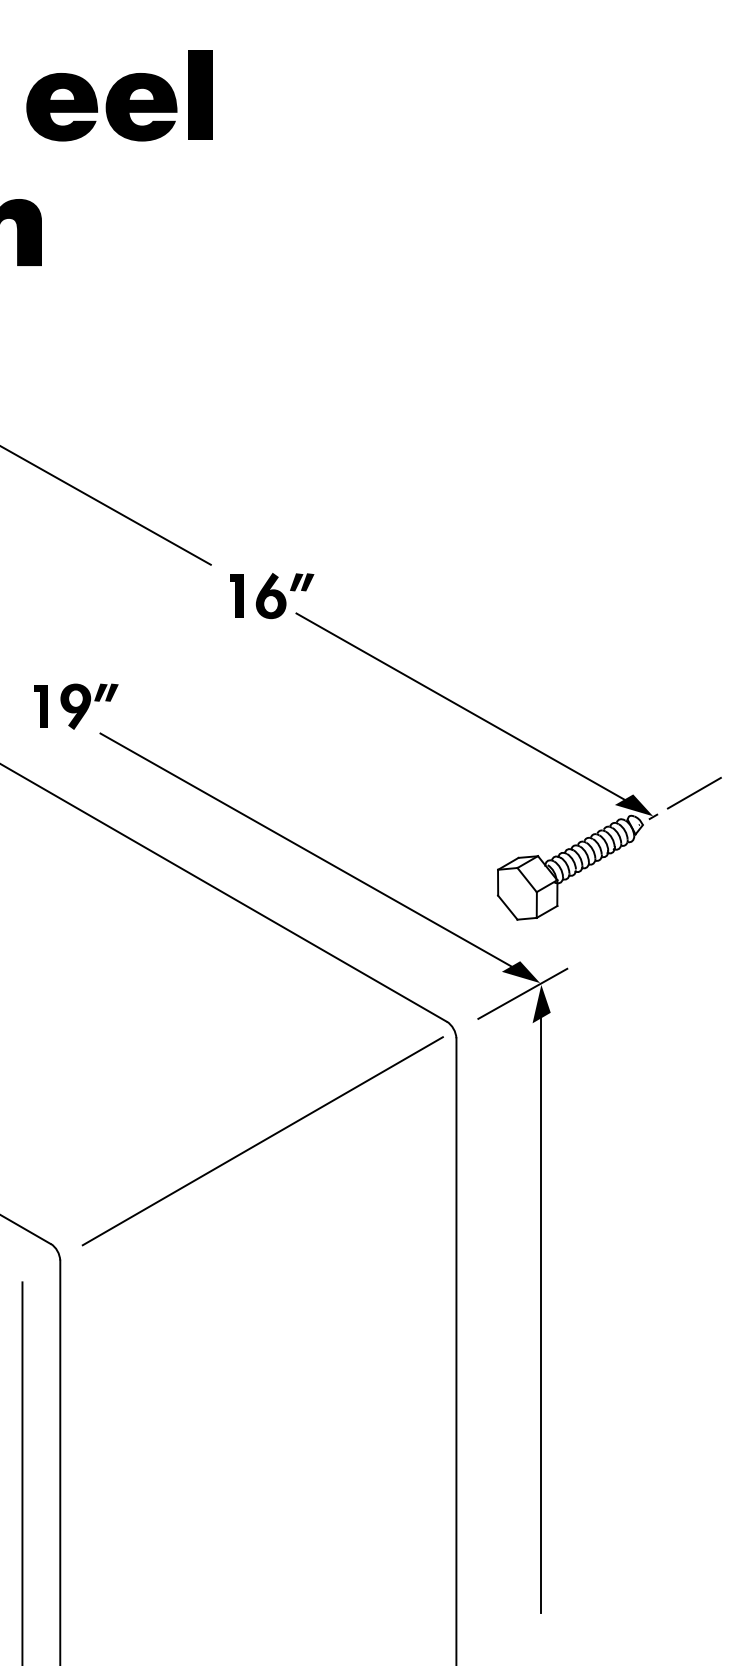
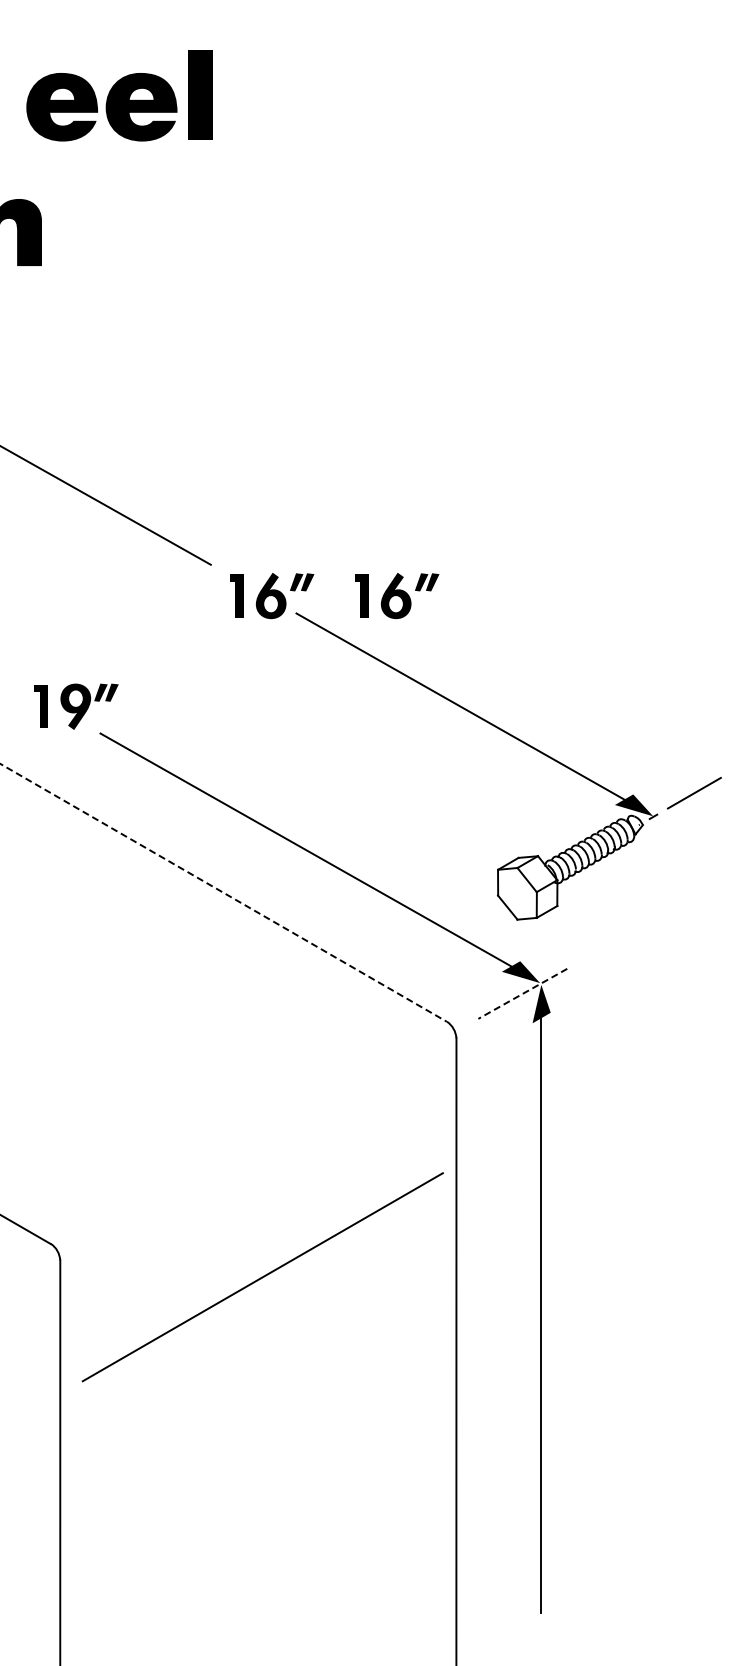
part: none -> present (397, 596)
line: solid -> dashed (223, 892)
line: solid -> dashed (522, 994)
line position: (262, 1141) -> (262, 1277) (262, 1277)
line: present -> none (22, 1472)
